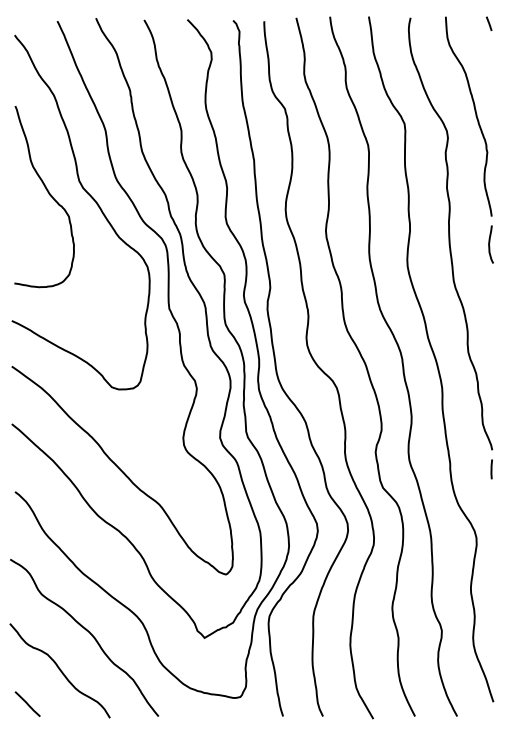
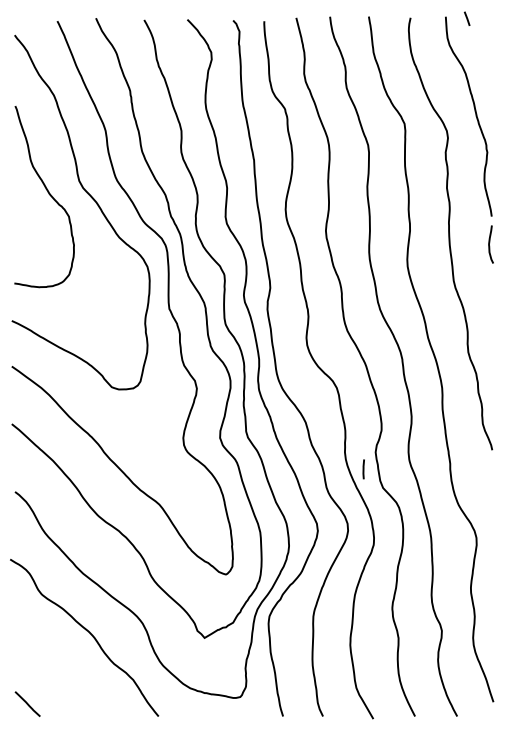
line position: (489, 23) -> (467, 18) (467, 18)
line position: (491, 469) -> (363, 469) (363, 469)
curve: present -> none (59, 670)
